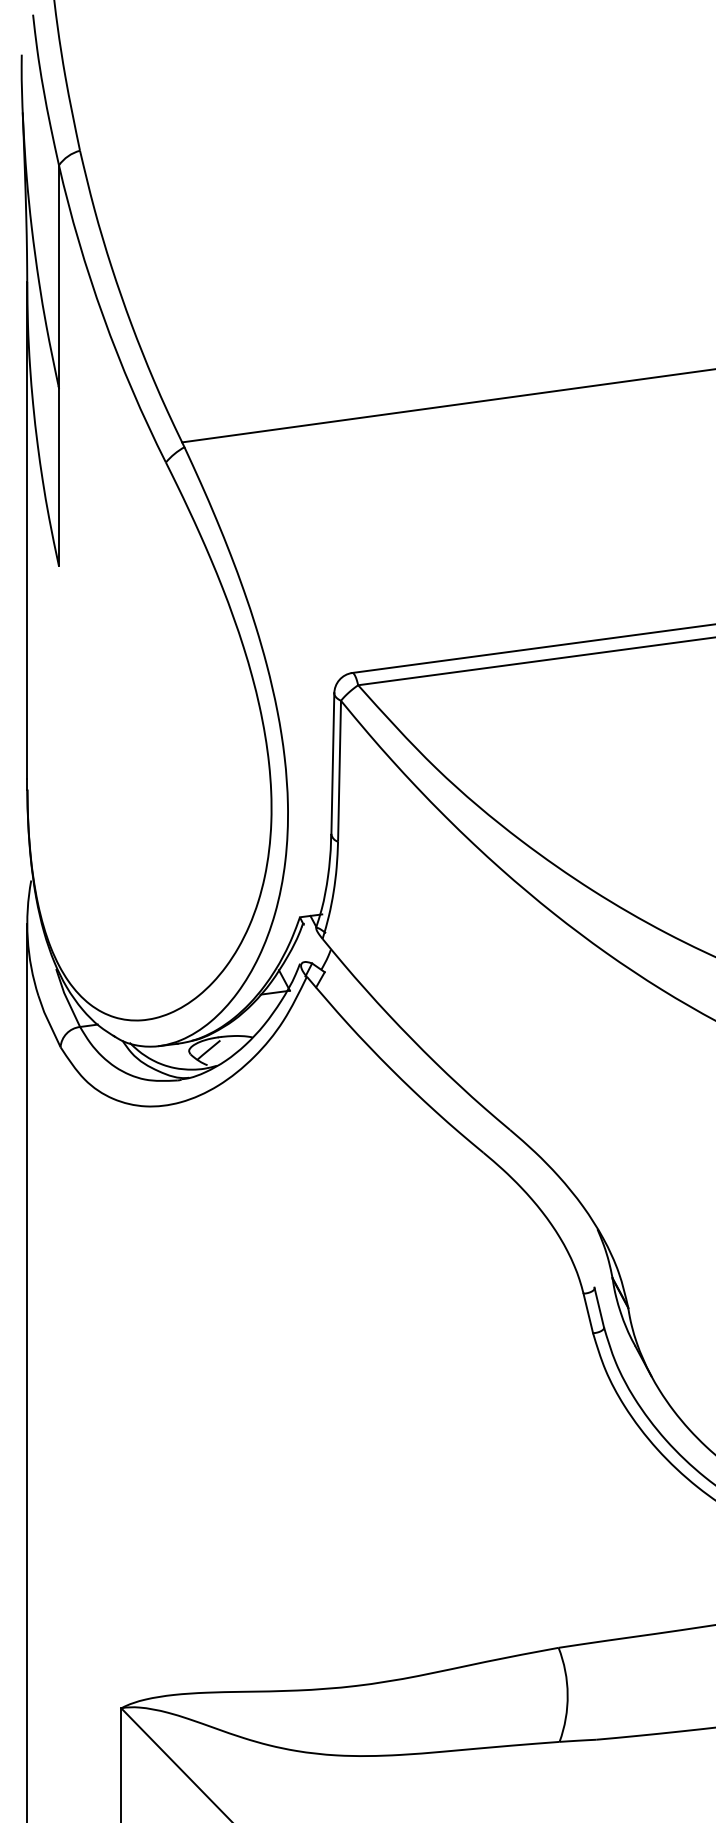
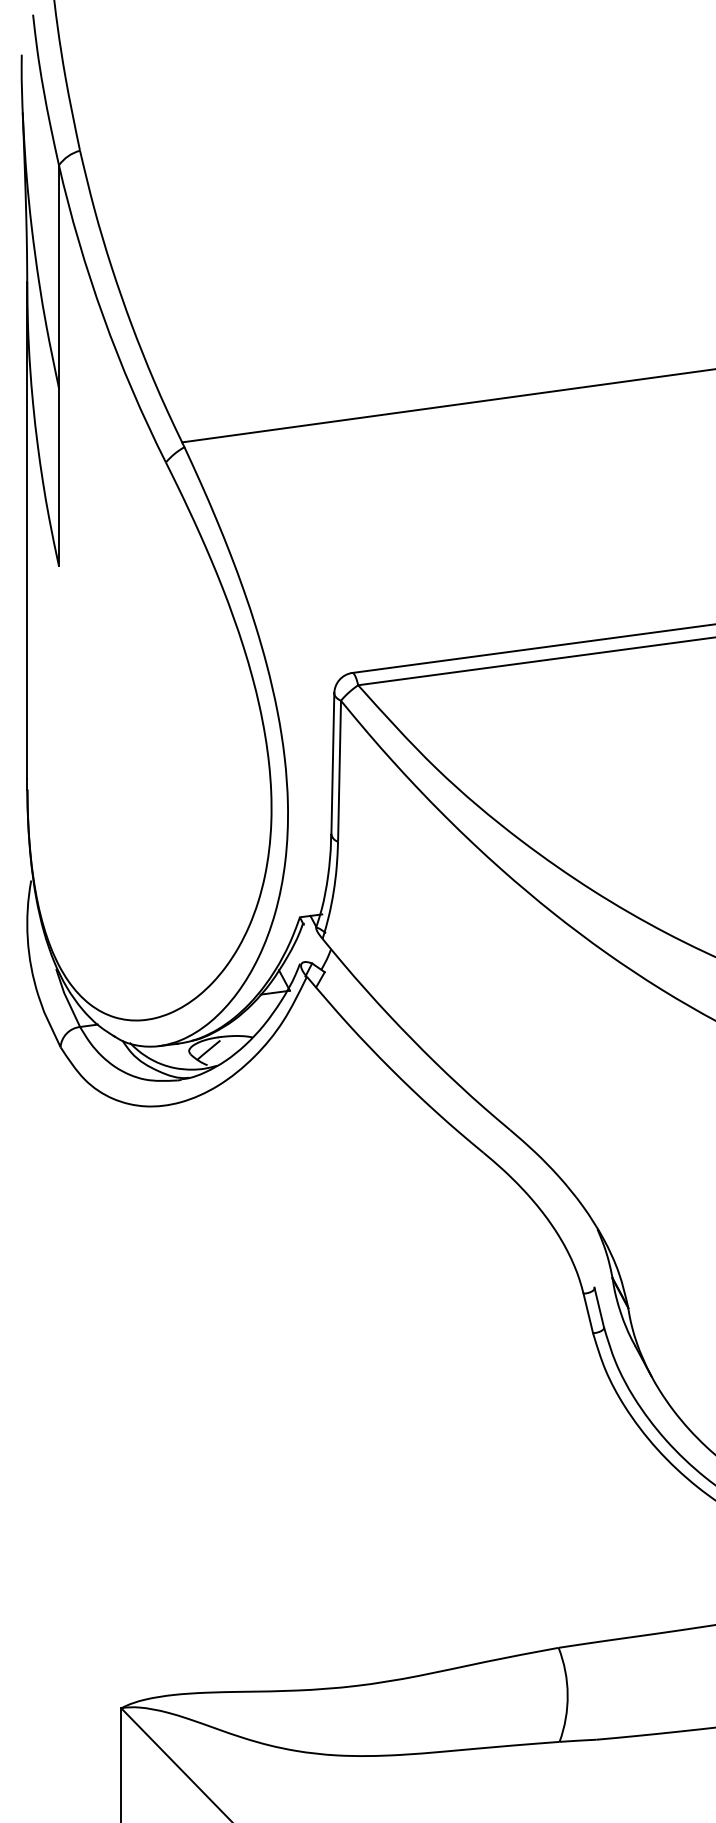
line: present -> none (27, 1371)
